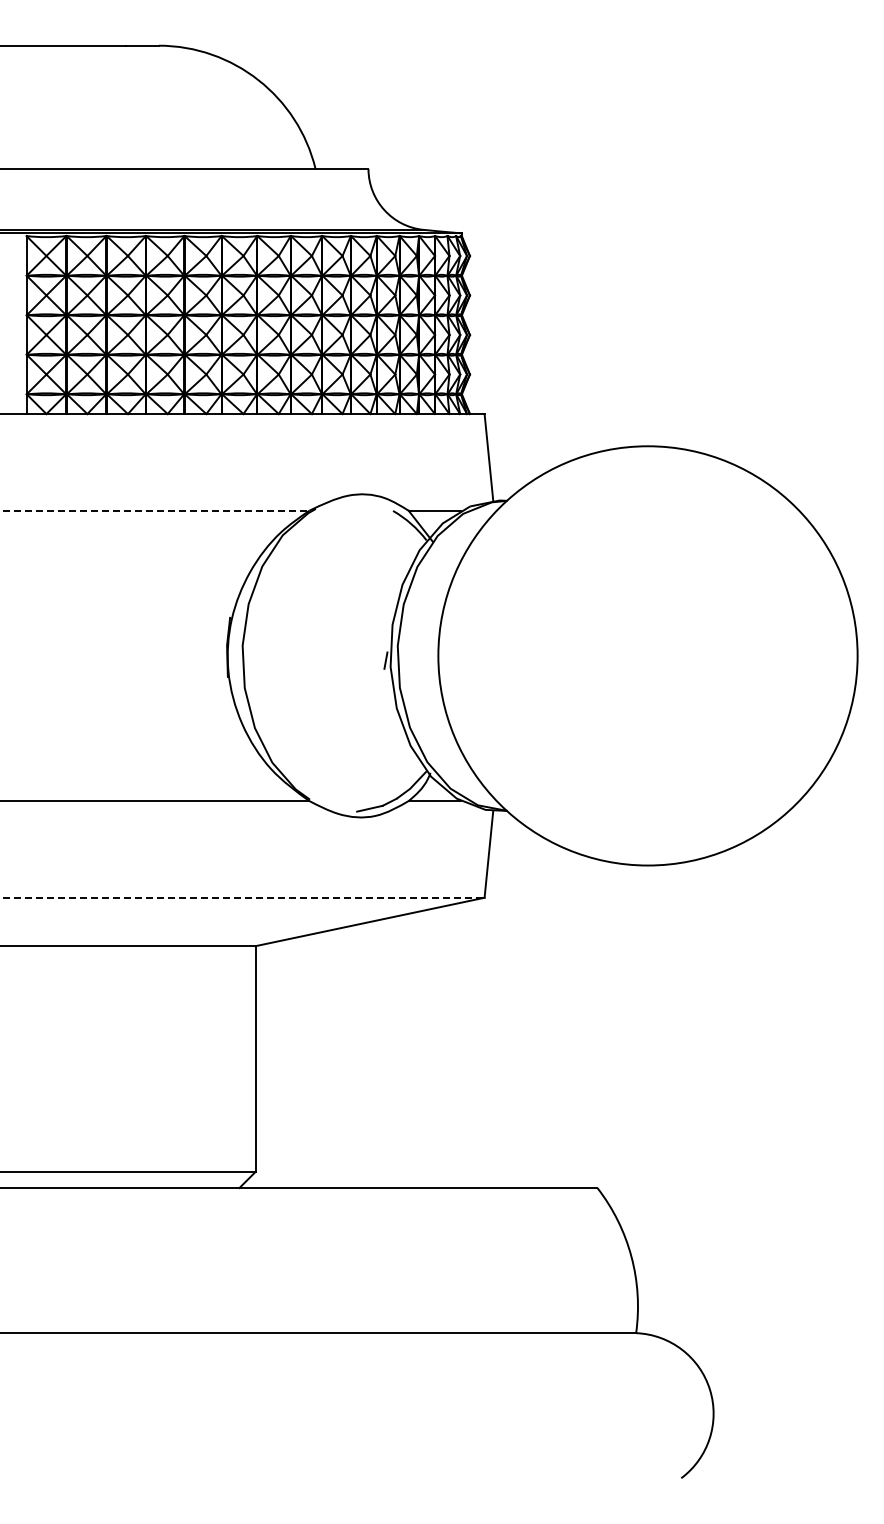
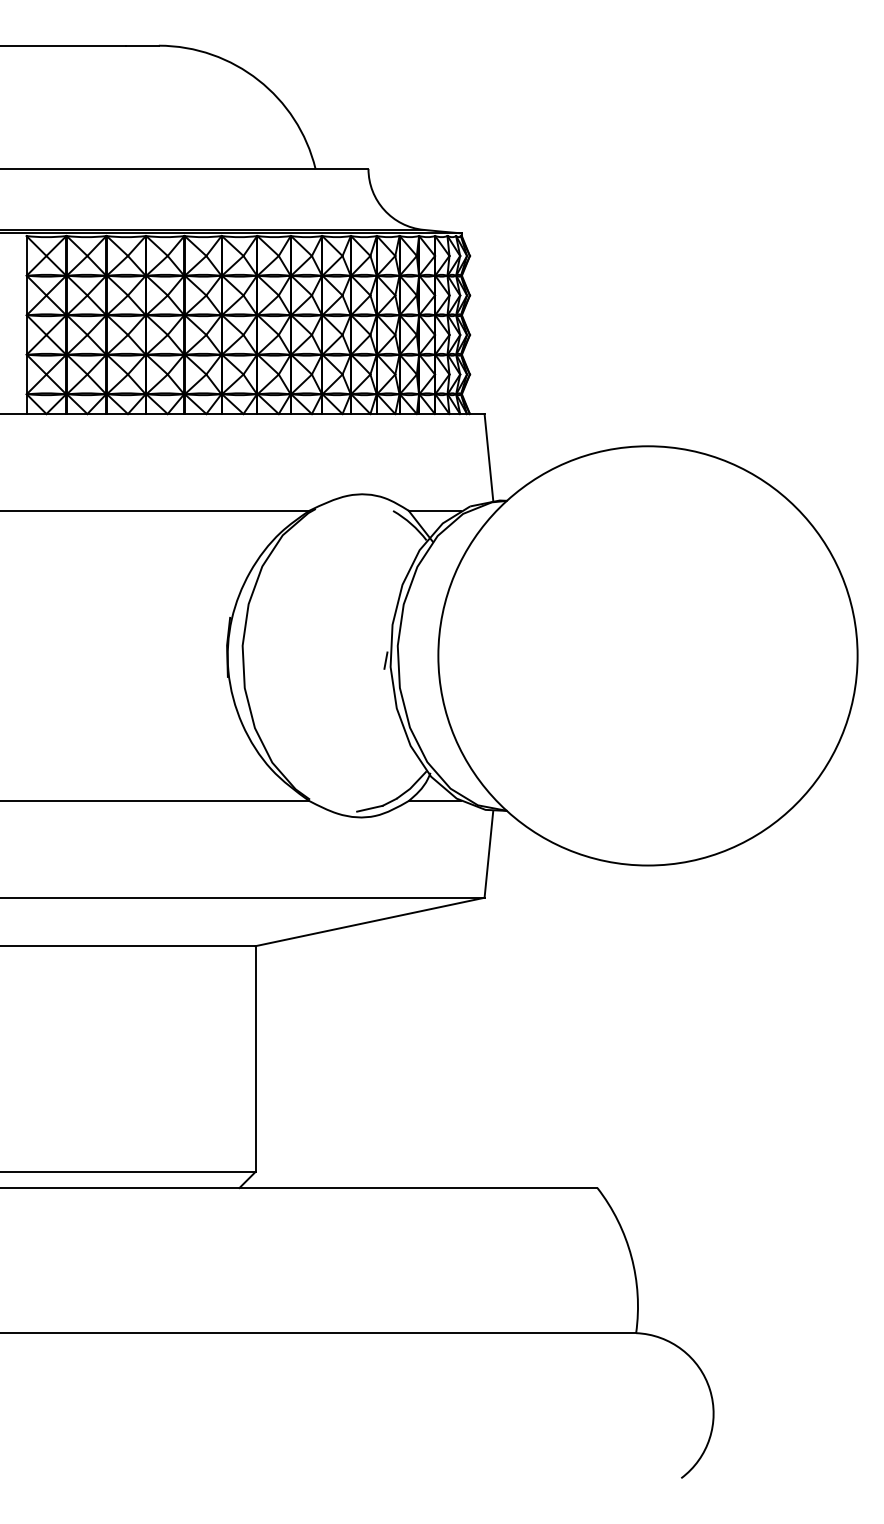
line: dashed -> solid (155, 510)
line: dashed -> solid (242, 897)
